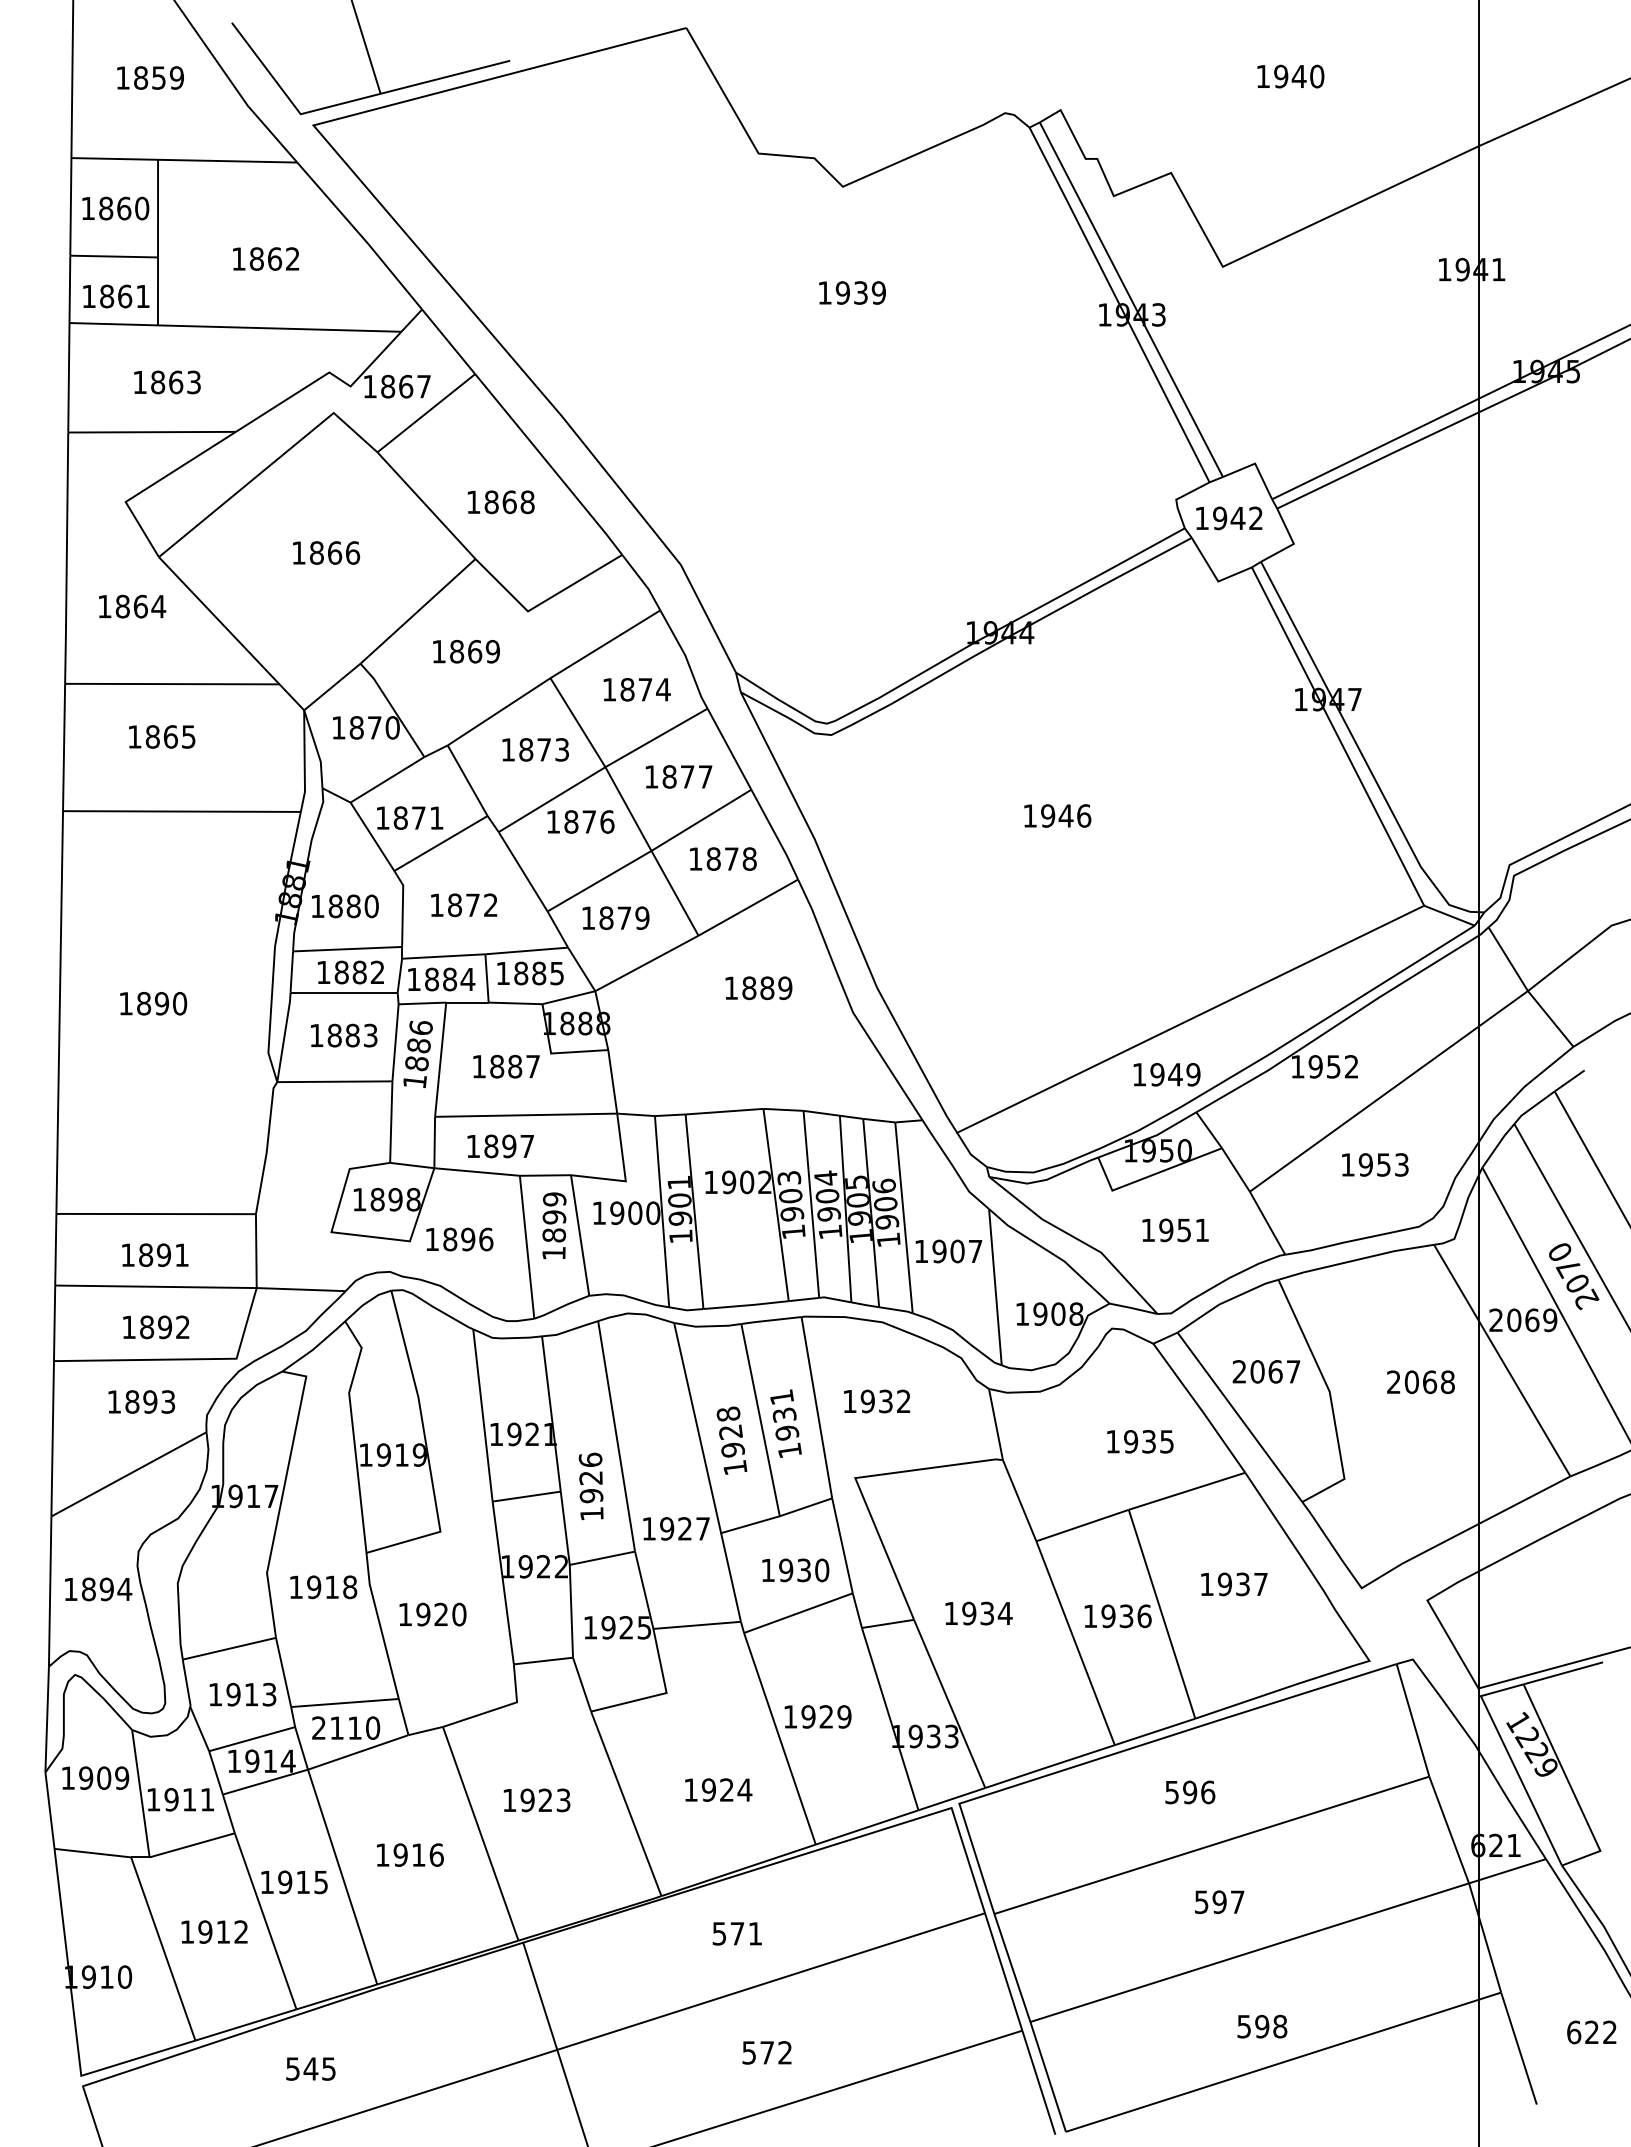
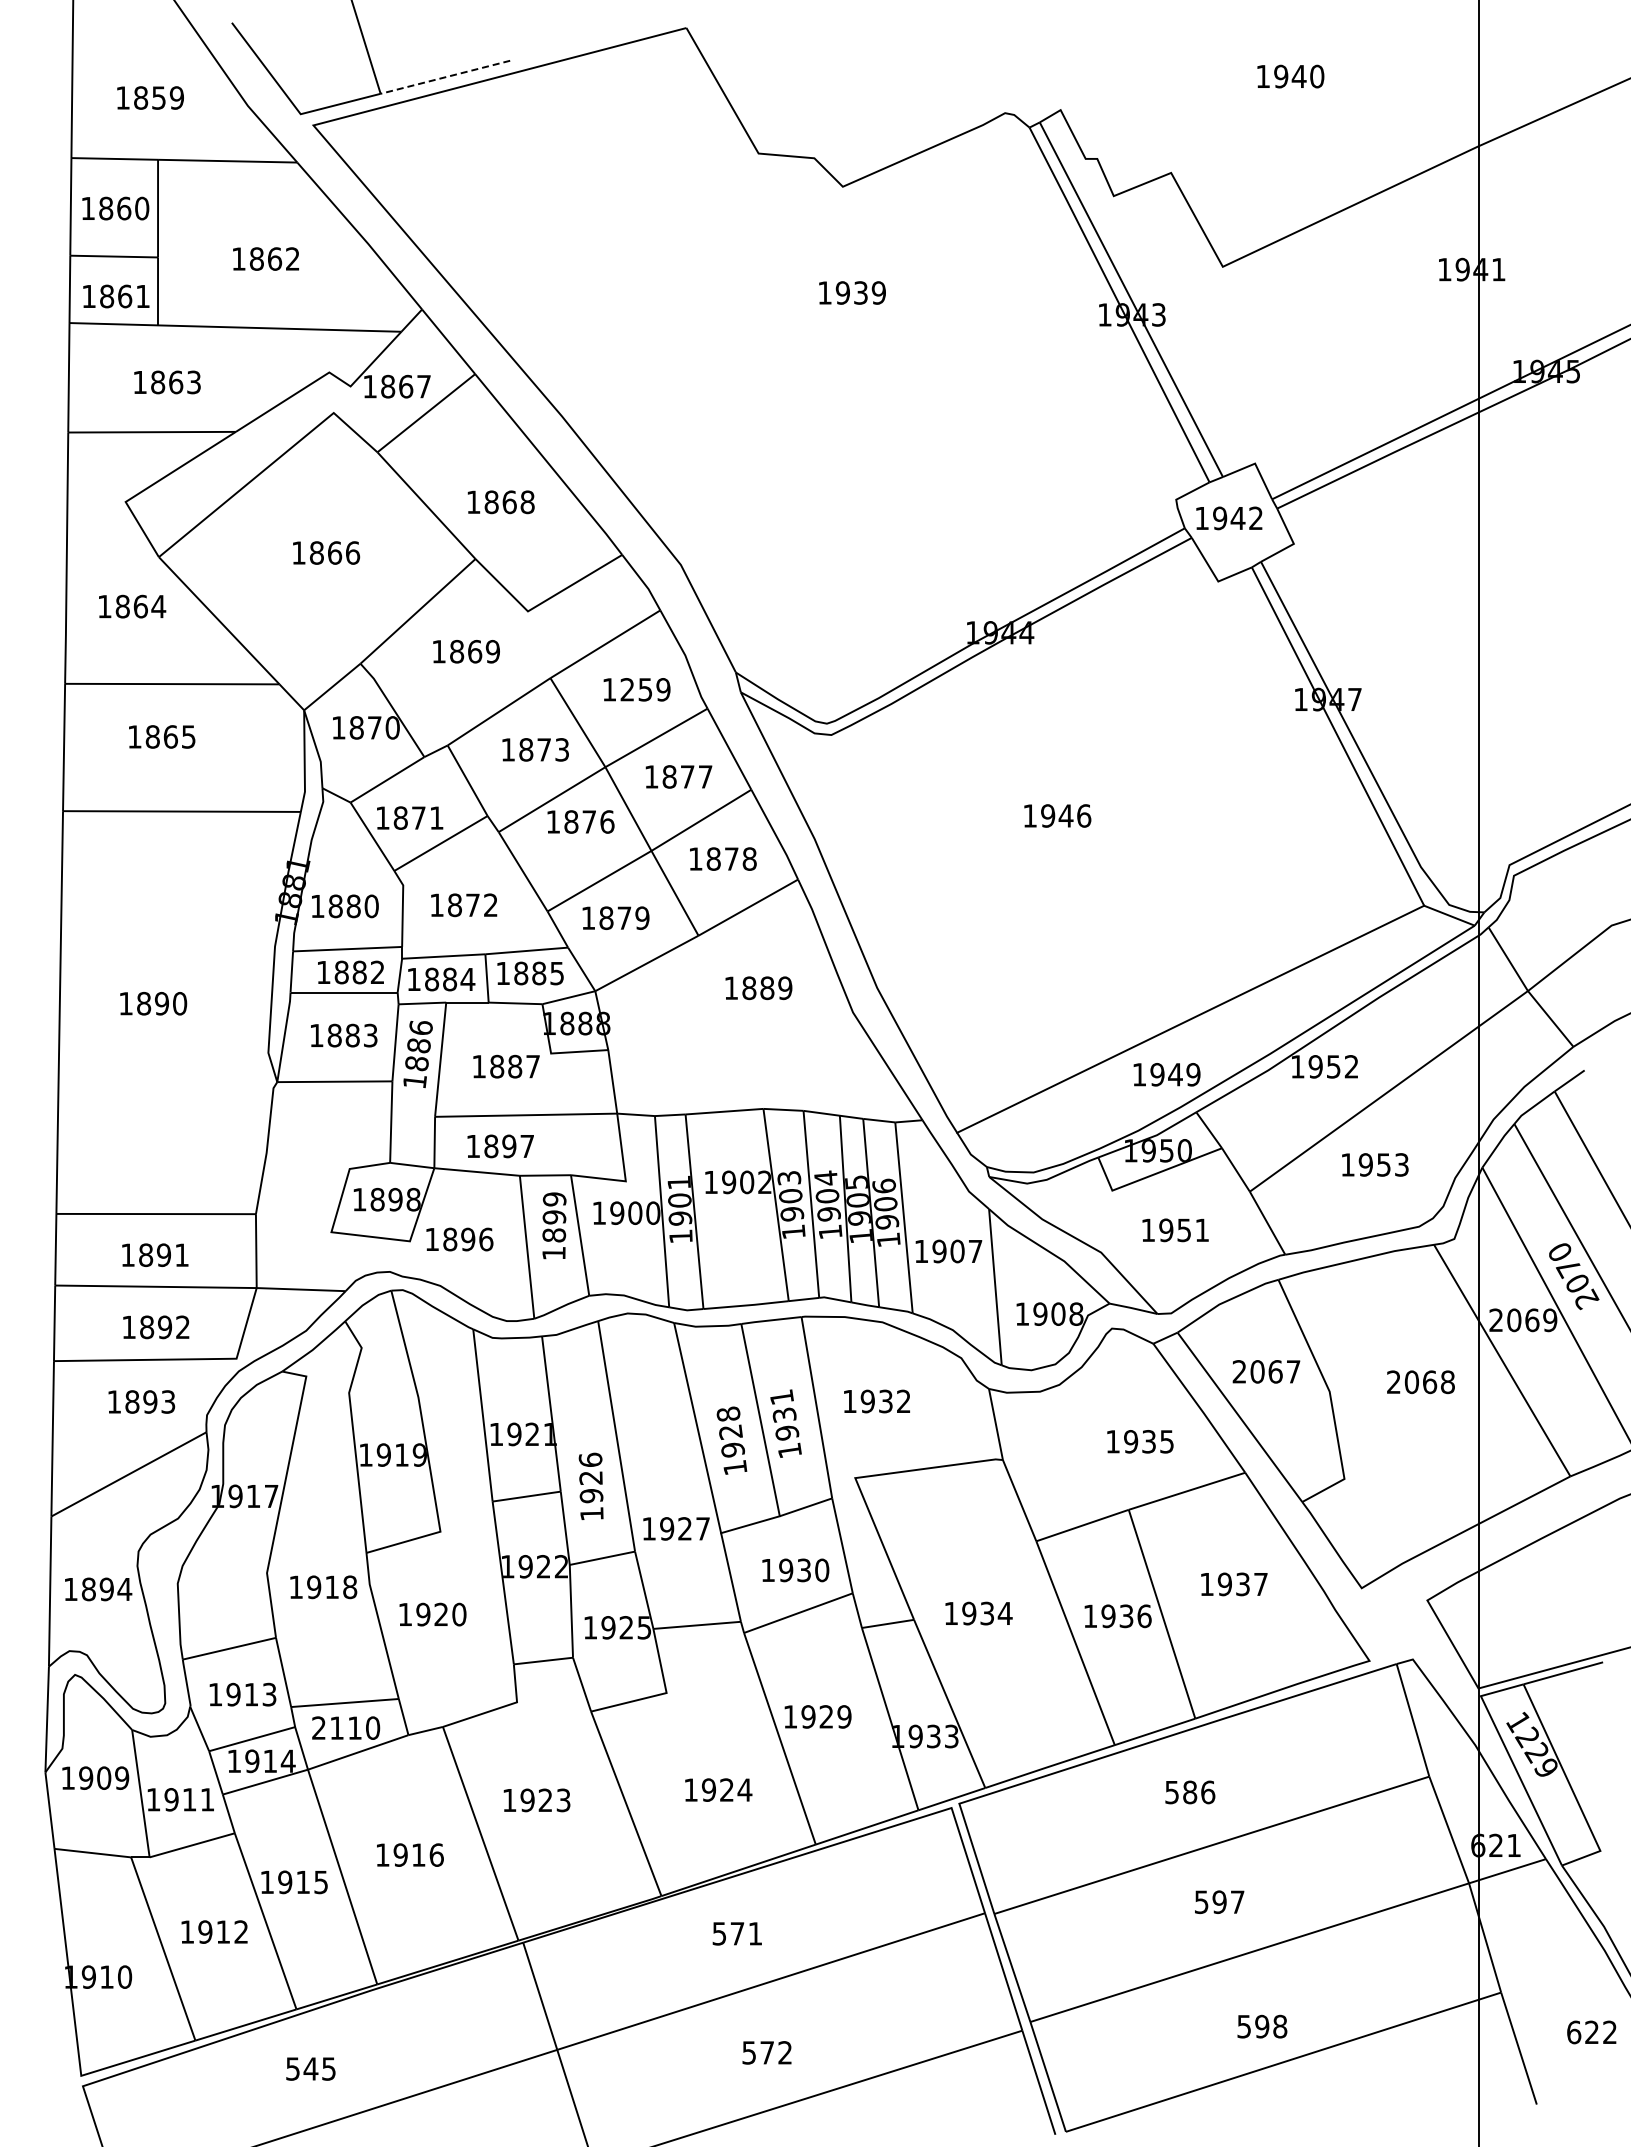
text position: (150, 77) -> (150, 97) (150, 97)
line: solid -> dashed (445, 77)
text: 1874 -> 1259 (645, 689)
text: 596 -> 586 (1190, 1792)
